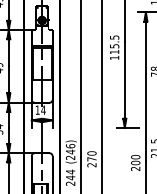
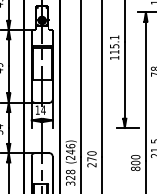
text: 115.5 -> 115.1 (114, 37)
text: 200 -> 800 (135, 168)
text: 244 -> 328 (70, 177)
